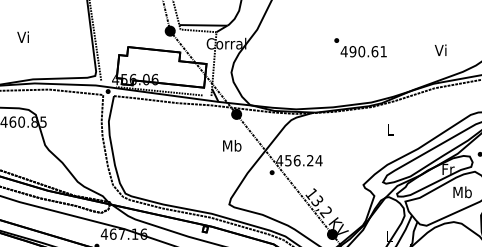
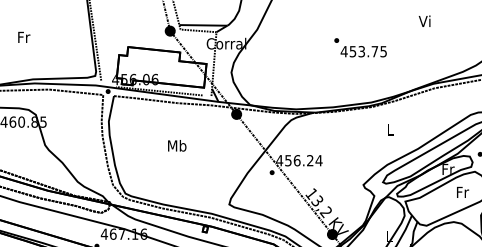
text: Vi -> Fr (23, 36)
text position: (440, 49) -> (424, 20) (424, 20)
text: 490.61 -> 453.75 (367, 51)
text position: (232, 145) -> (177, 145) (177, 145)
text: Mb -> Fr (462, 192)
